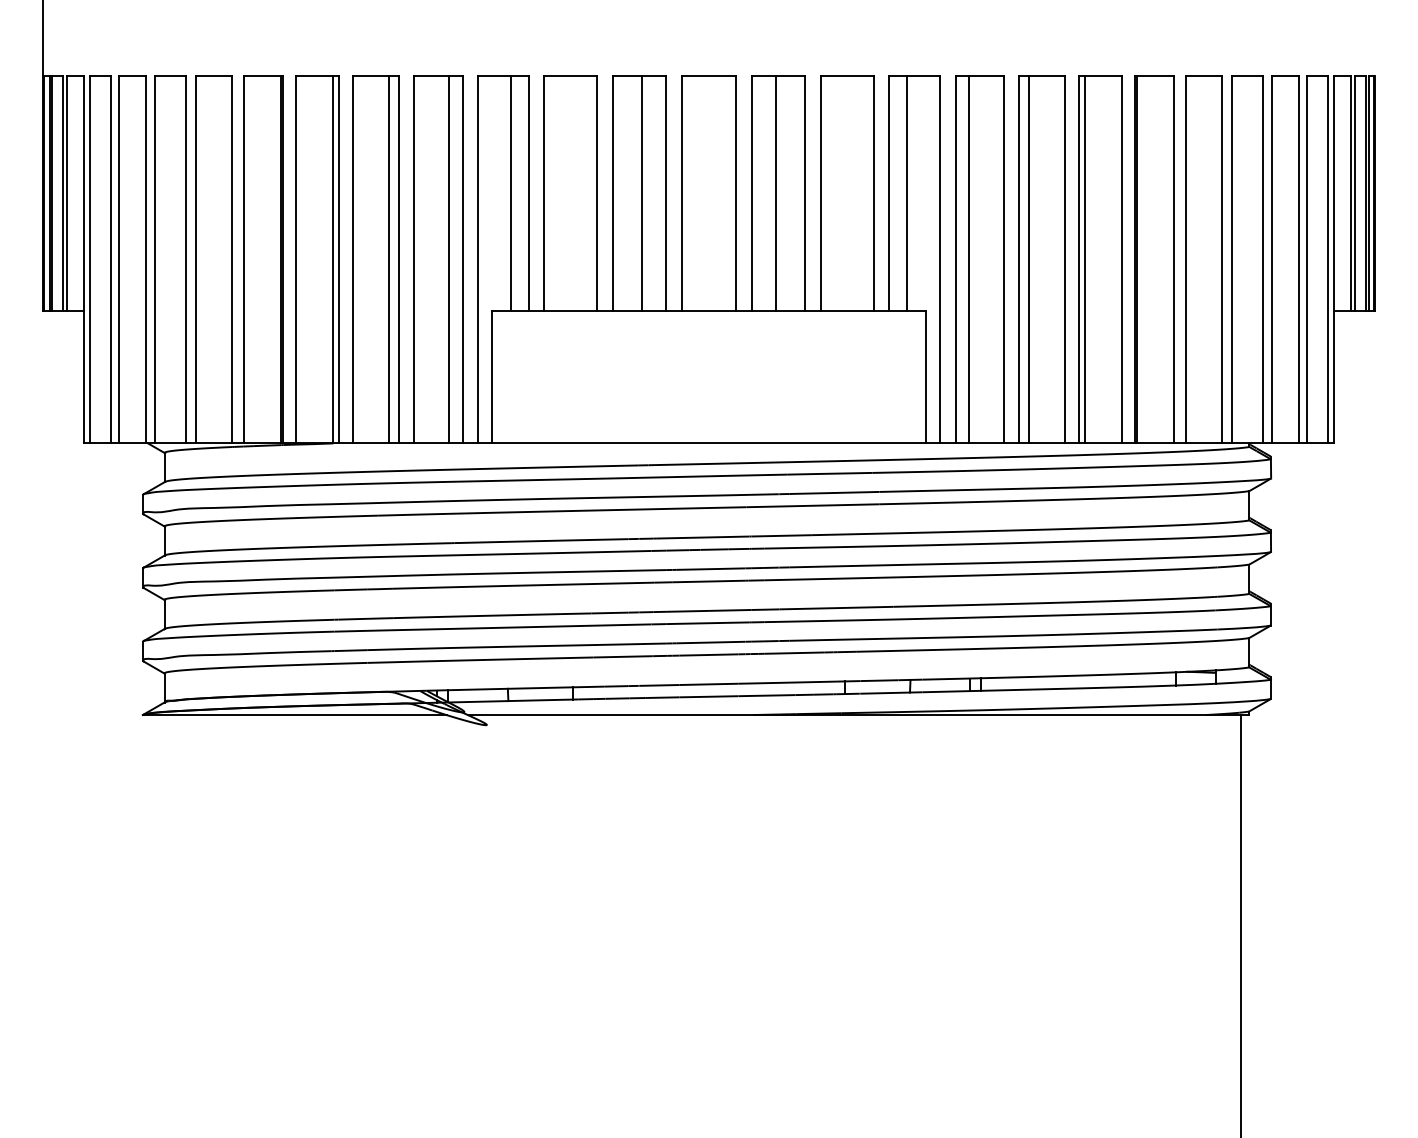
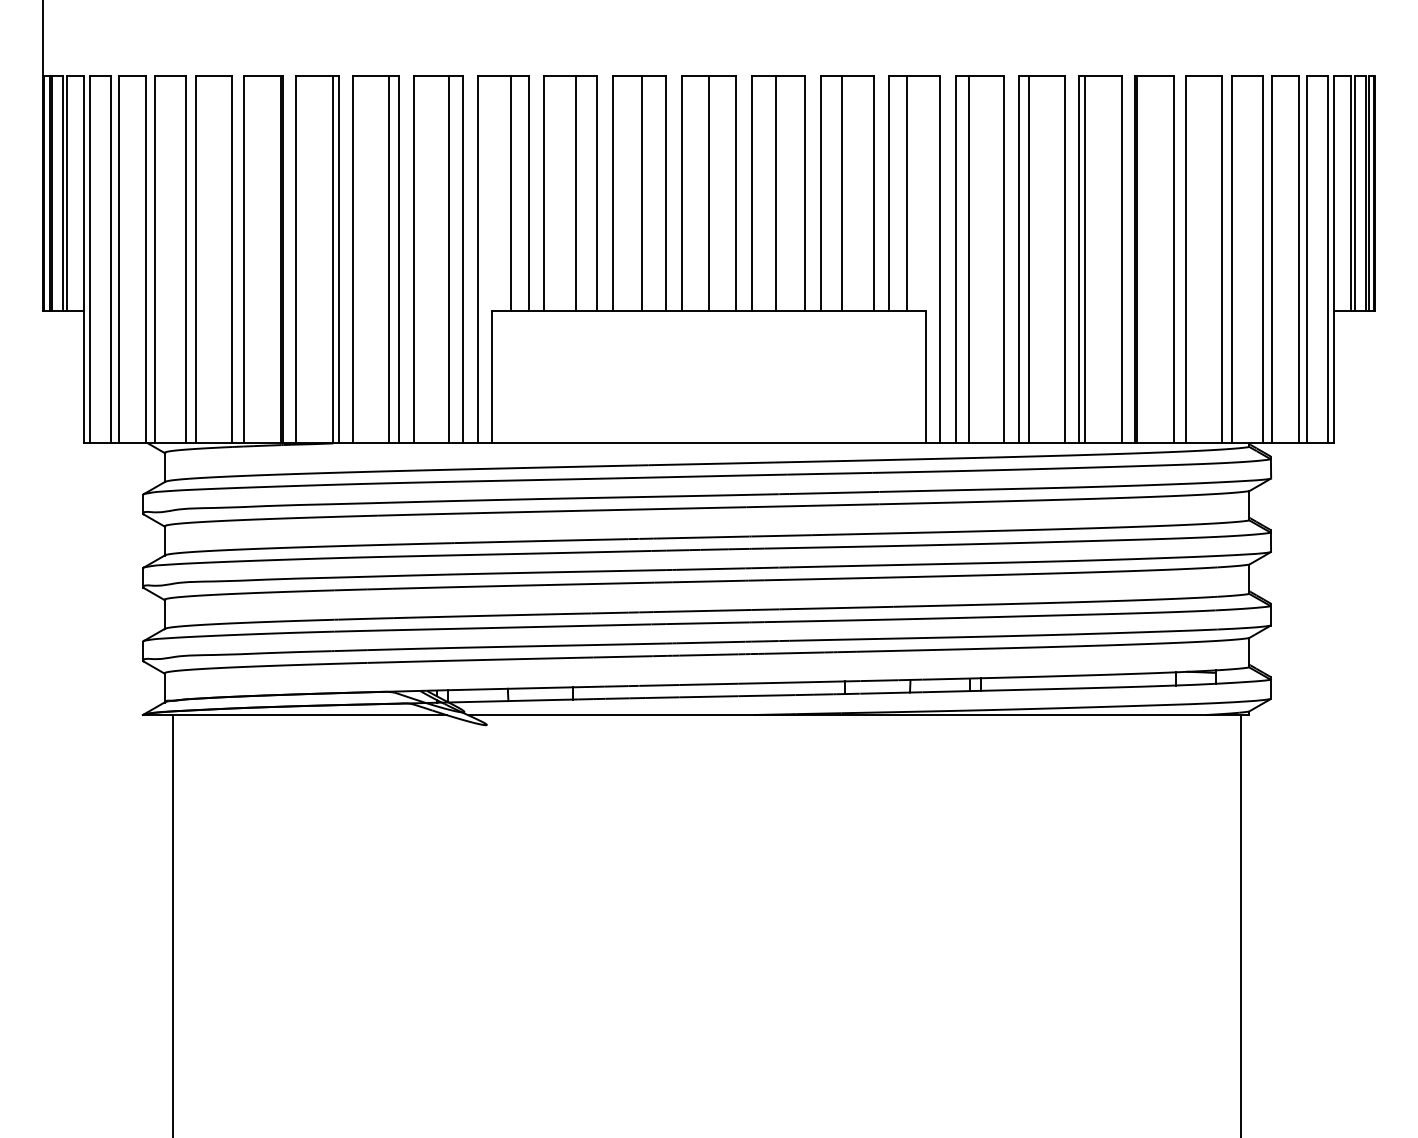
line: none -> present (576, 192)
line: none -> present (708, 192)
line: none -> present (841, 192)
line: none -> present (172, 924)
